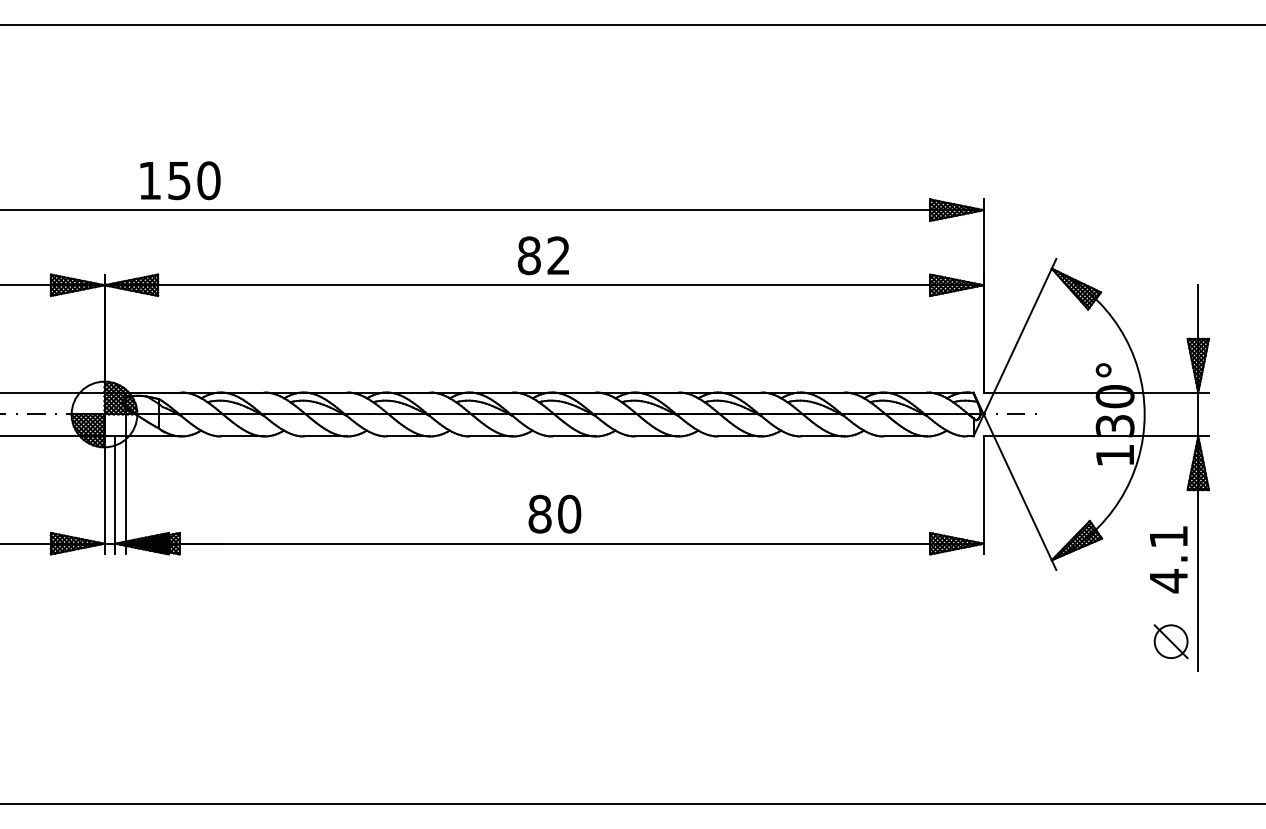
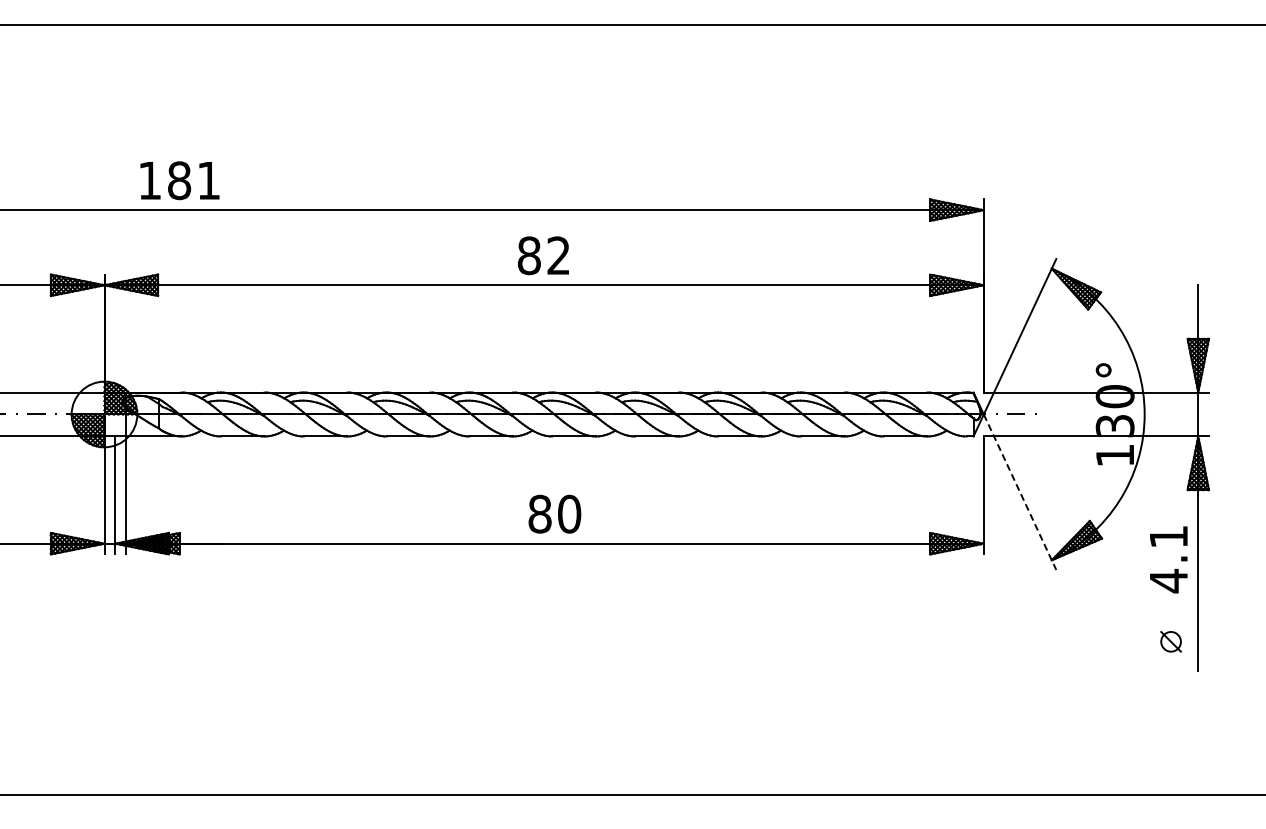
text: 150 -> 181 (194, 180)
line: solid -> dashed (1020, 492)
part size: 36x36 px -> 22x23 px (1170, 641)
line position: (632, 804) -> (632, 795) (632, 795)
